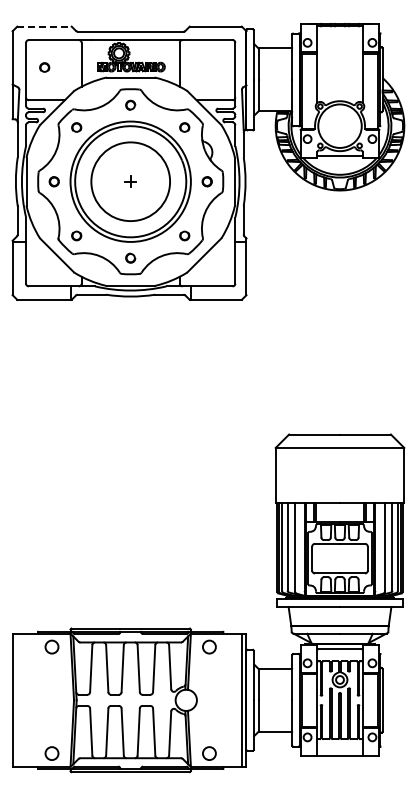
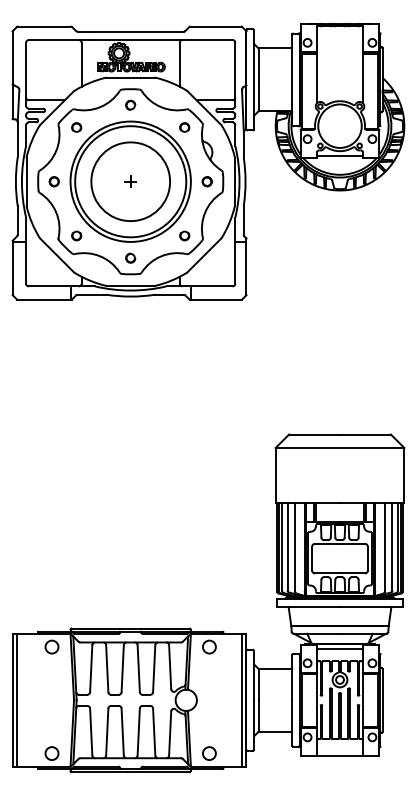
line: dashed -> solid (45, 26)
part: present -> none (44, 67)
line: none -> present (17, 700)
